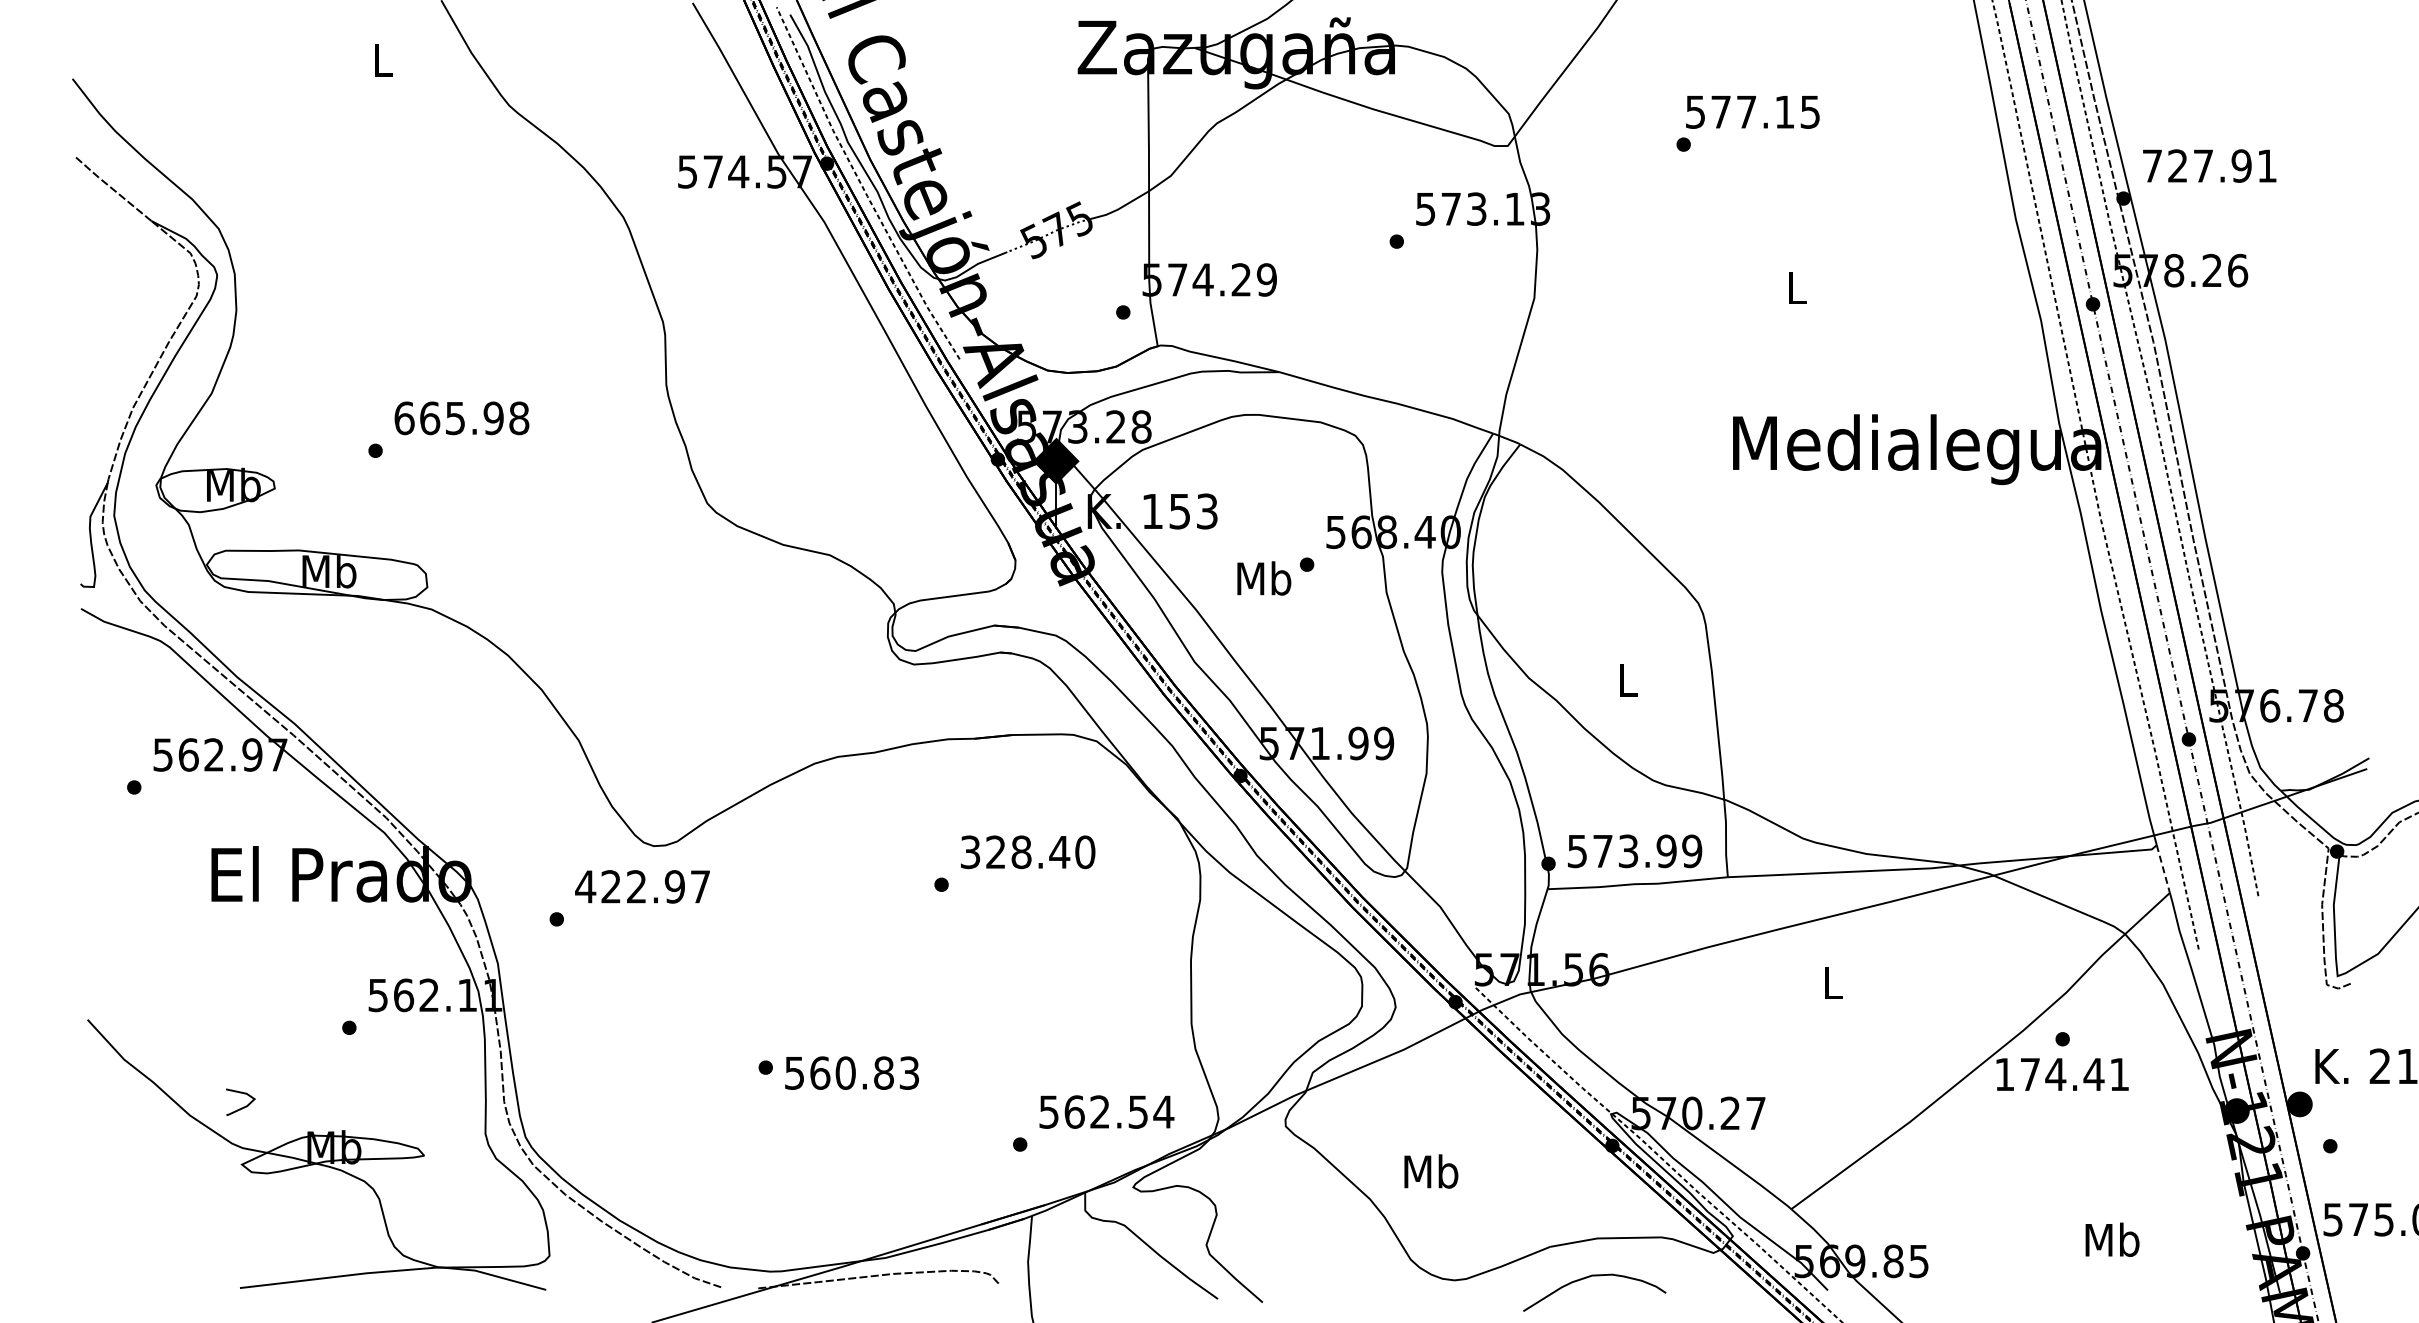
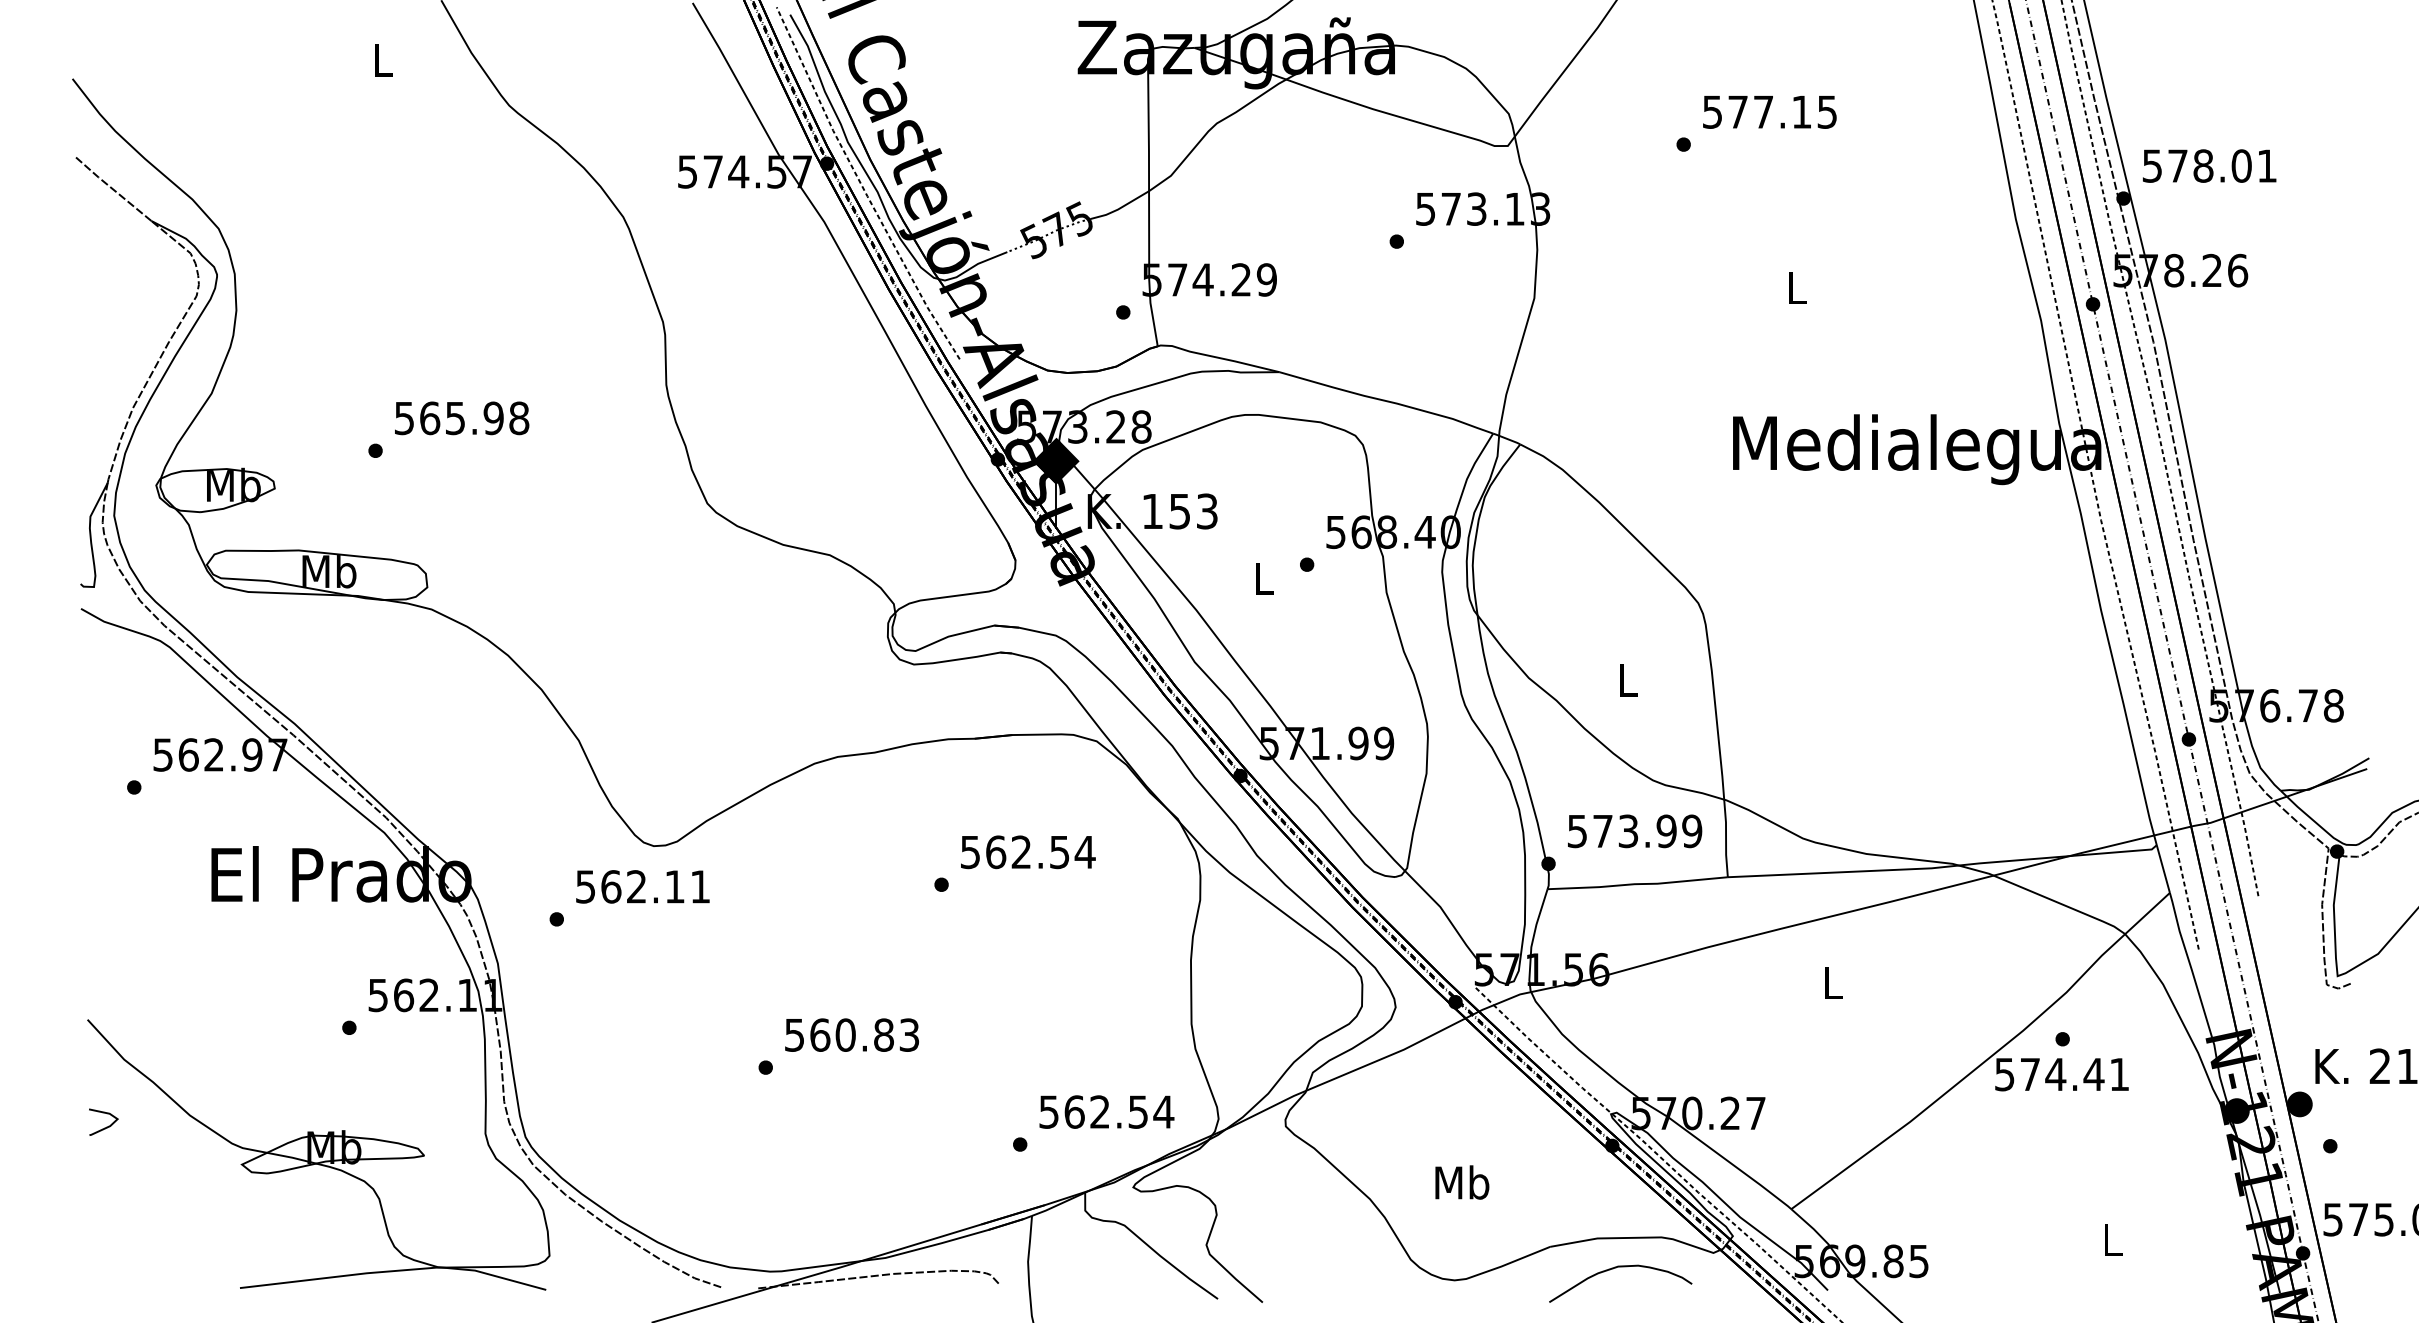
text position: (1752, 112) -> (1769, 112) (1769, 112)
text: 727.91 -> 578.01 (2196, 165)
text: 665.98 -> 565.98 (404, 418)
text: Mb -> L (1264, 578)
text position: (1635, 851) -> (1635, 831) (1635, 831)
text: 328.40 -> 562.54 (1028, 852)
line: dashed -> solid (2163, 869)
text: 422.97 -> 562.11 (642, 886)
text position: (851, 1072) -> (851, 1034) (851, 1034)
text: 174.41 -> 574.41 (2004, 1074)
curve position: (243, 1106) -> (106, 1126) (106, 1126)
text position: (1431, 1171) -> (1462, 1182) (1462, 1182)
text: Mb -> L (2112, 1239)
curve position: (1590, 1277) -> (1616, 1268) (1616, 1268)
